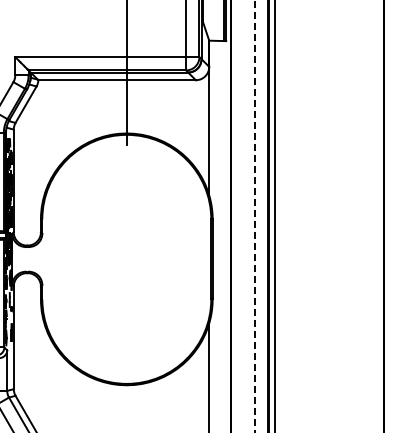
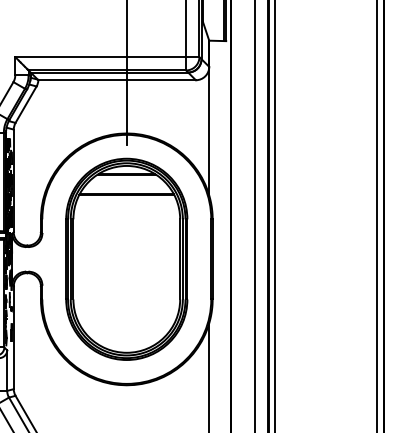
line: none -> present (377, 215)
line: dashed -> solid (255, 216)
part: none -> present (126, 258)
